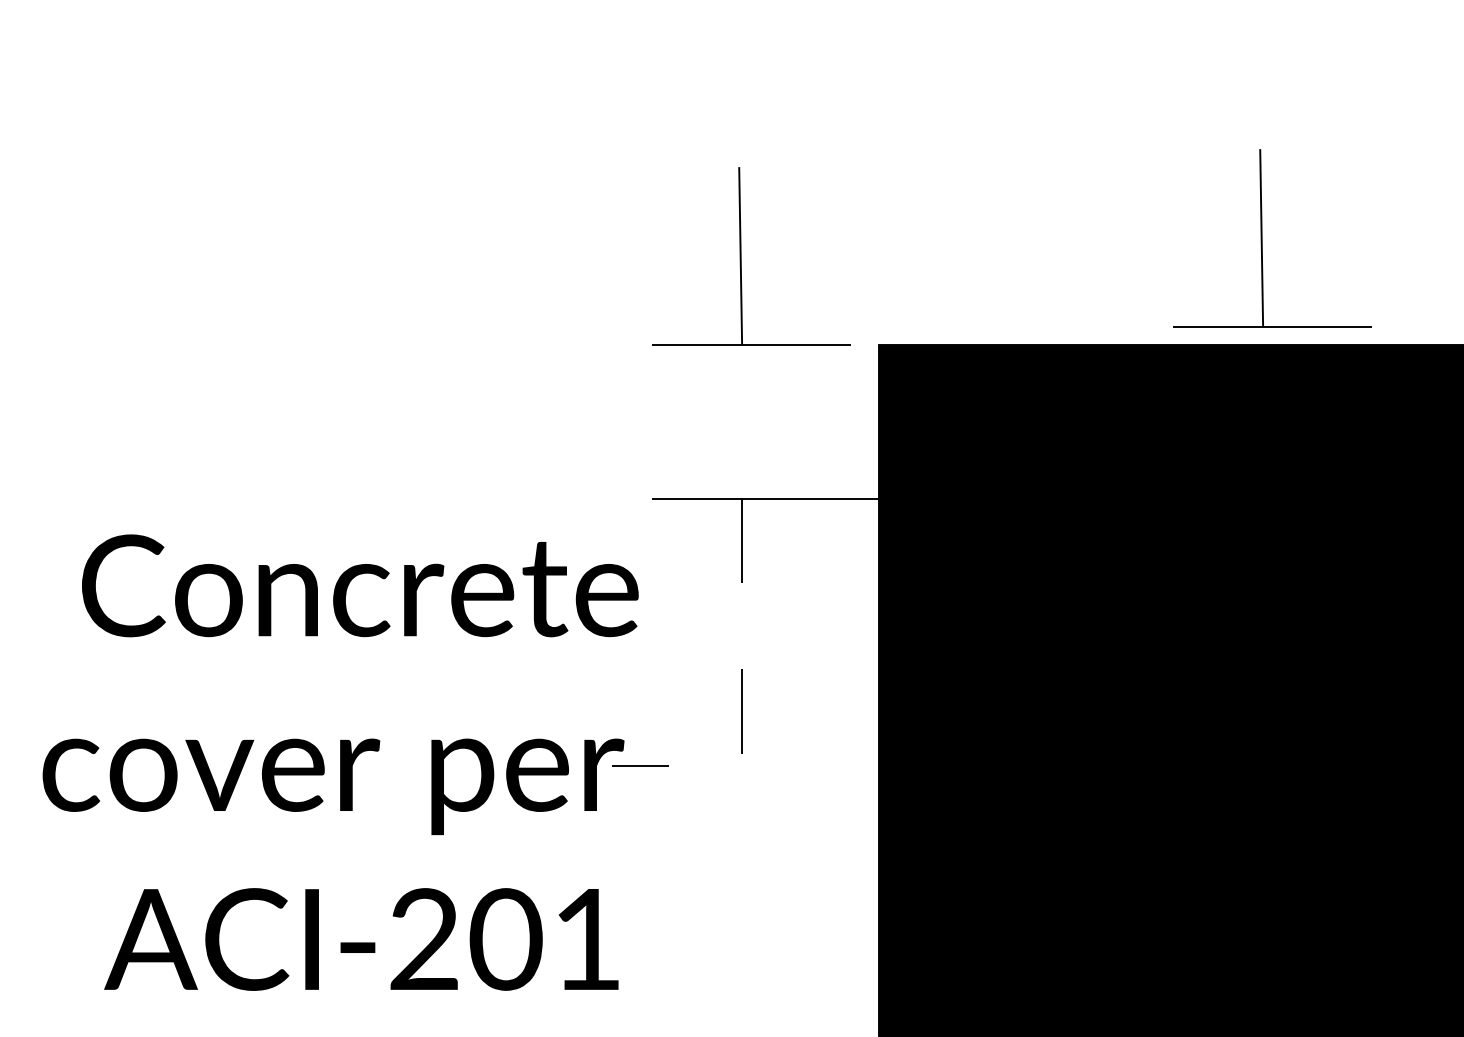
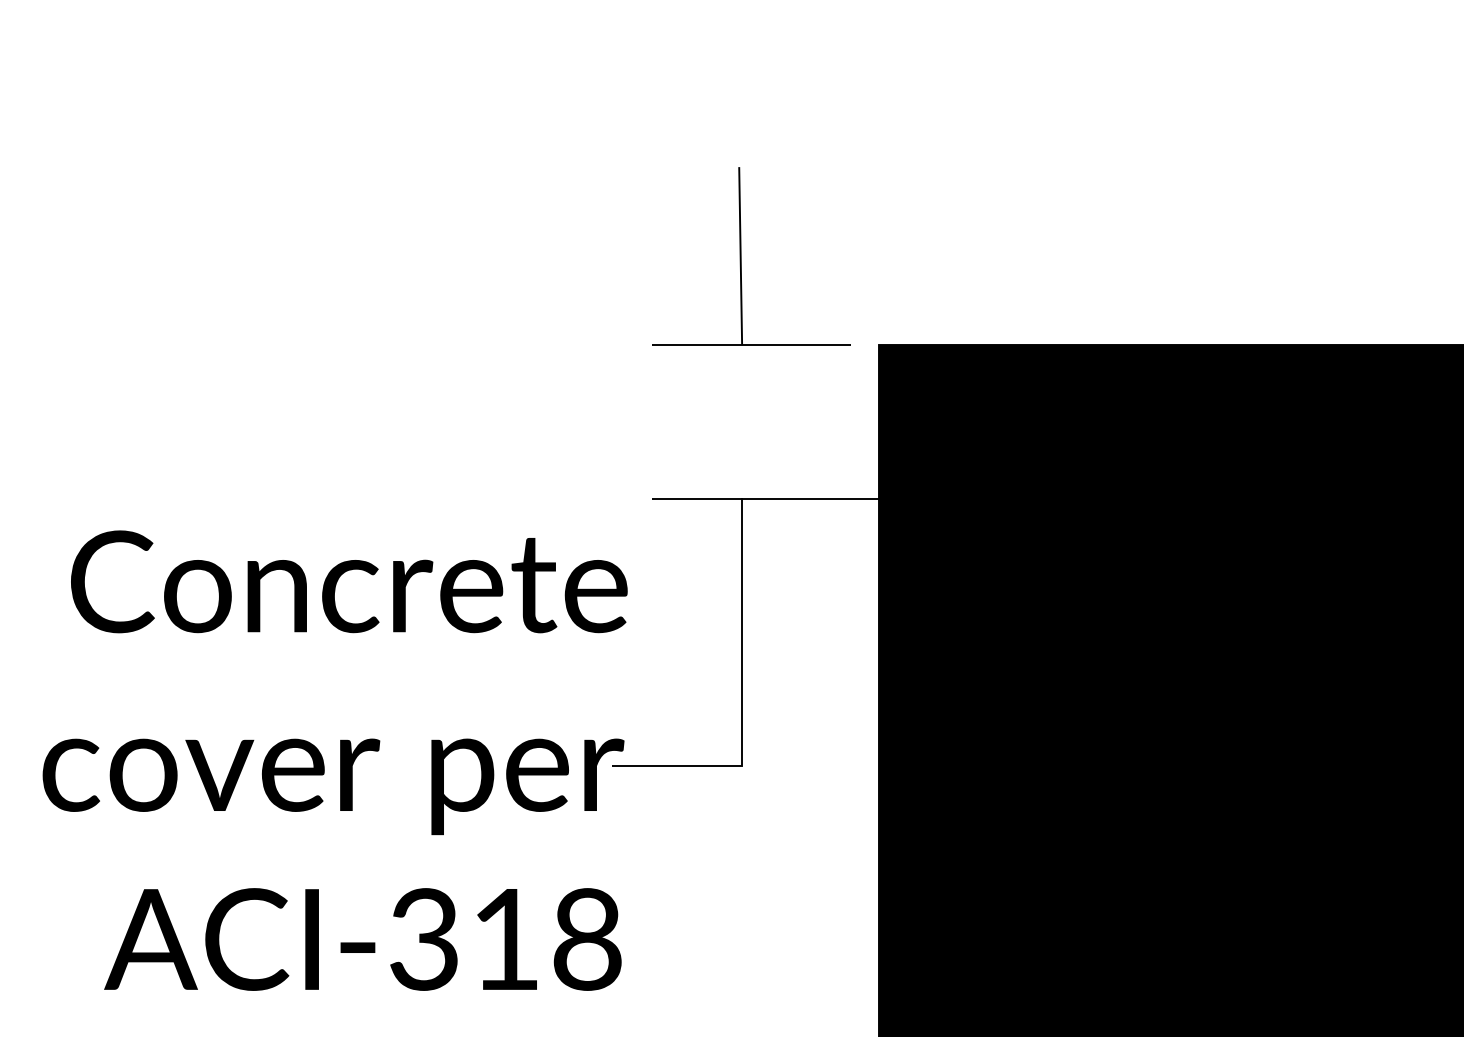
part: present -> none (1262, 238)
text position: (360, 585) -> (349, 581) (349, 581)
line: dashed -> solid (742, 698)
text: ACI-201 -> ACI-318 (505, 939)
